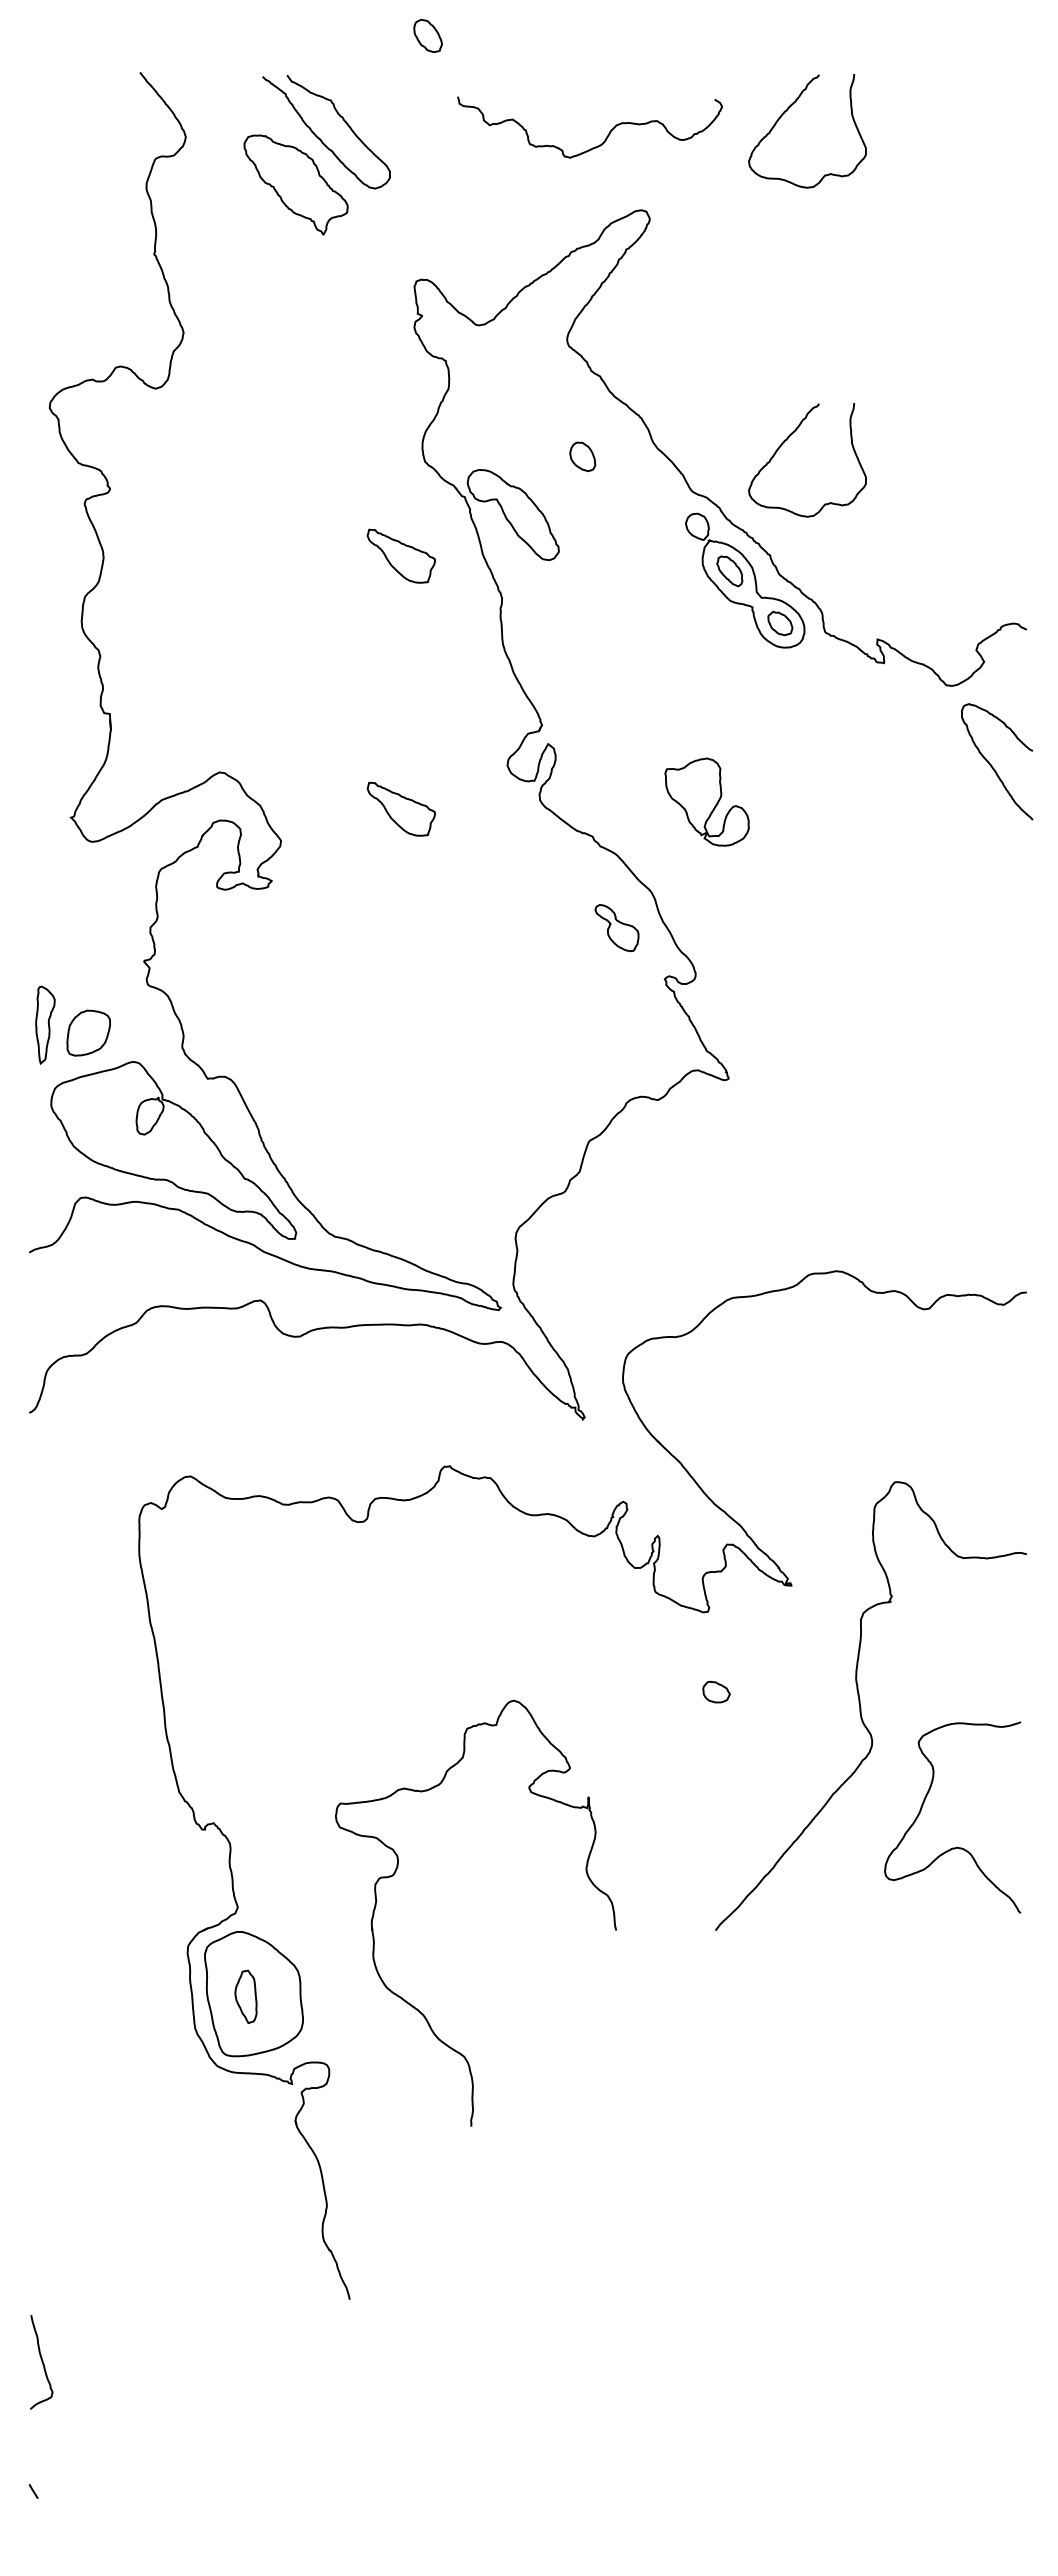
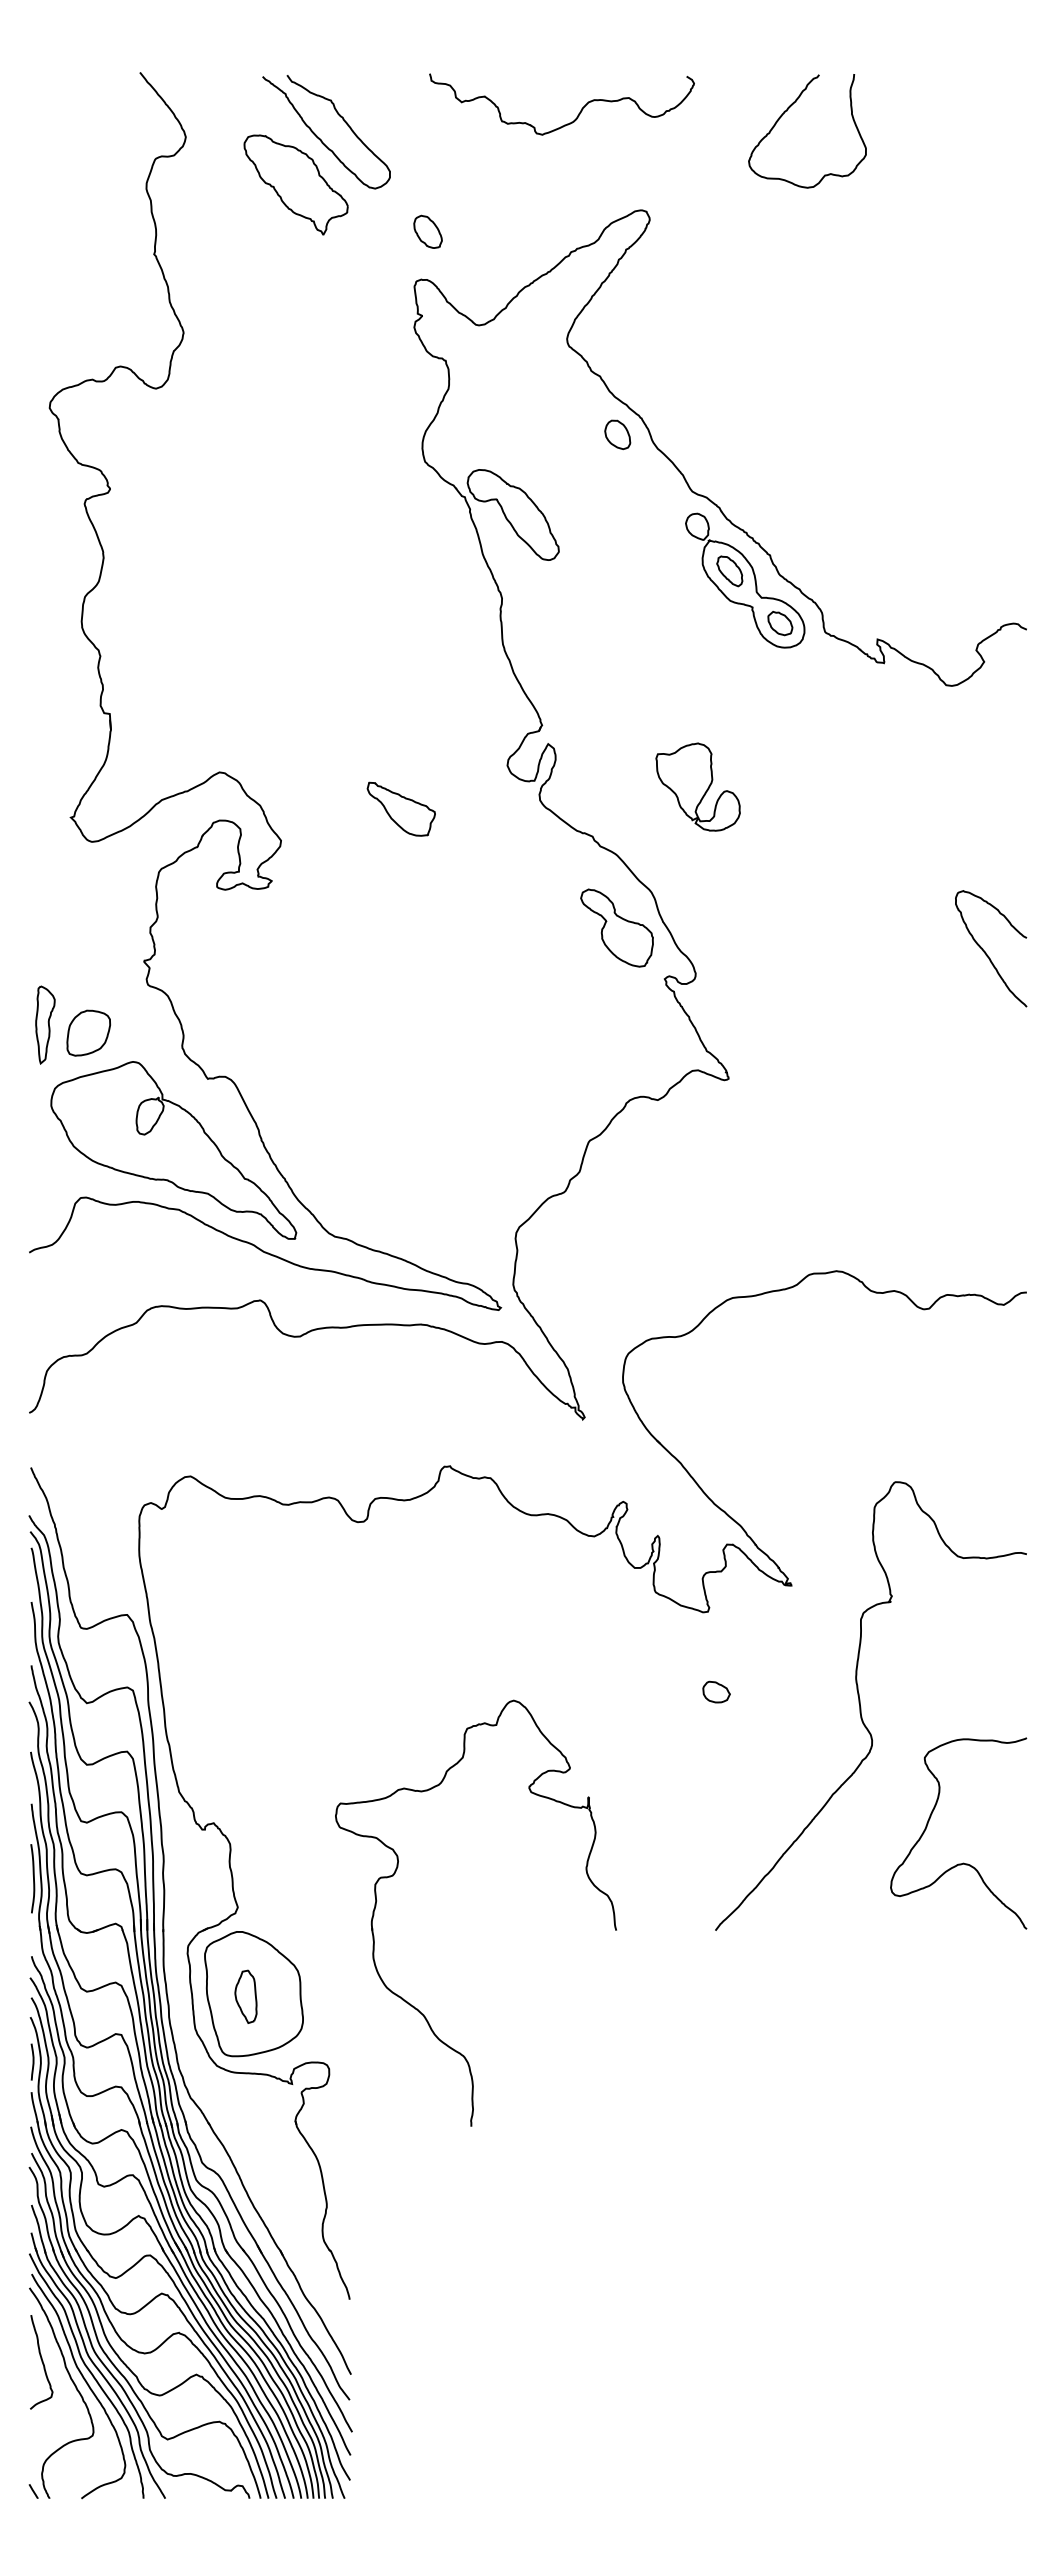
part position: (427, 35) -> (427, 231) (427, 231)
curve position: (606, 136) -> (578, 113) (578, 113)
curve: present -> none (787, 440)
part position: (582, 456) -> (617, 434) (617, 434)
part: present -> none (400, 555)
curve position: (992, 765) -> (986, 952) (986, 952)
part position: (706, 801) -> (697, 786) (697, 786)
part size: 46x49 px -> 74x80 px (616, 927)
curve position: (957, 1846) -> (963, 1862) (963, 1862)
part: none -> present (167, 1987)
